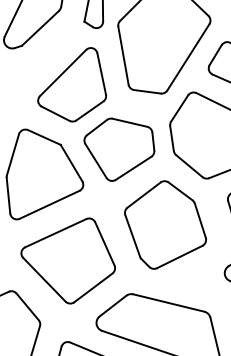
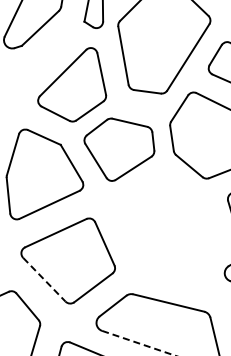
part: present -> none (165, 224)
line: solid -> dashed (44, 280)
line: solid -> dashed (138, 343)
